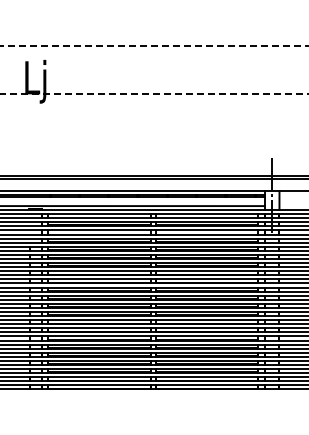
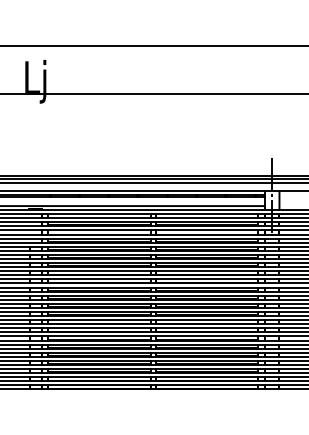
line: dashed -> solid (154, 45)
line: dashed -> solid (154, 94)
line: none -> present (153, 182)
